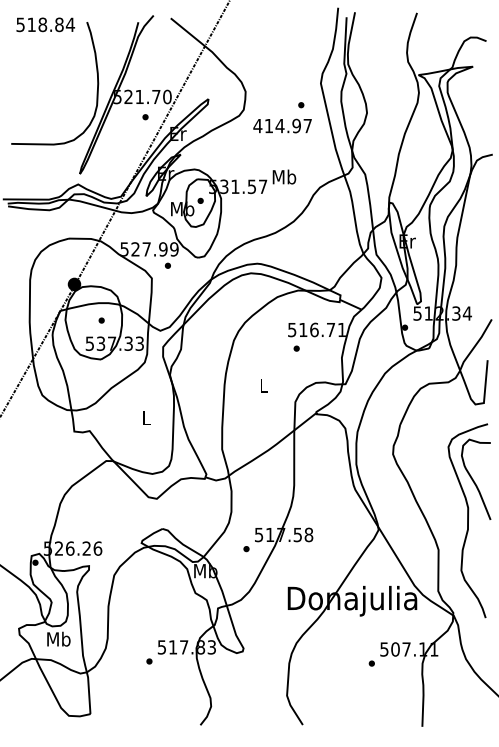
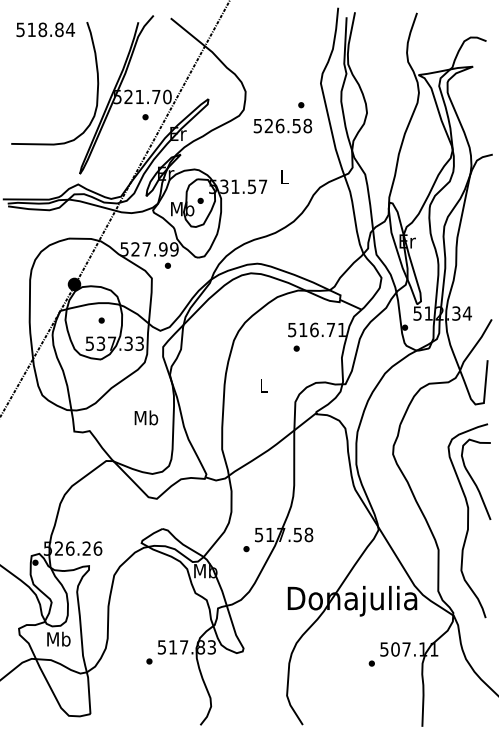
text position: (45, 24) -> (45, 29) (45, 29)
text: 414.97 -> 526.58 (282, 125)
text: Mb -> L (284, 176)
text: L -> Mb (146, 417)
